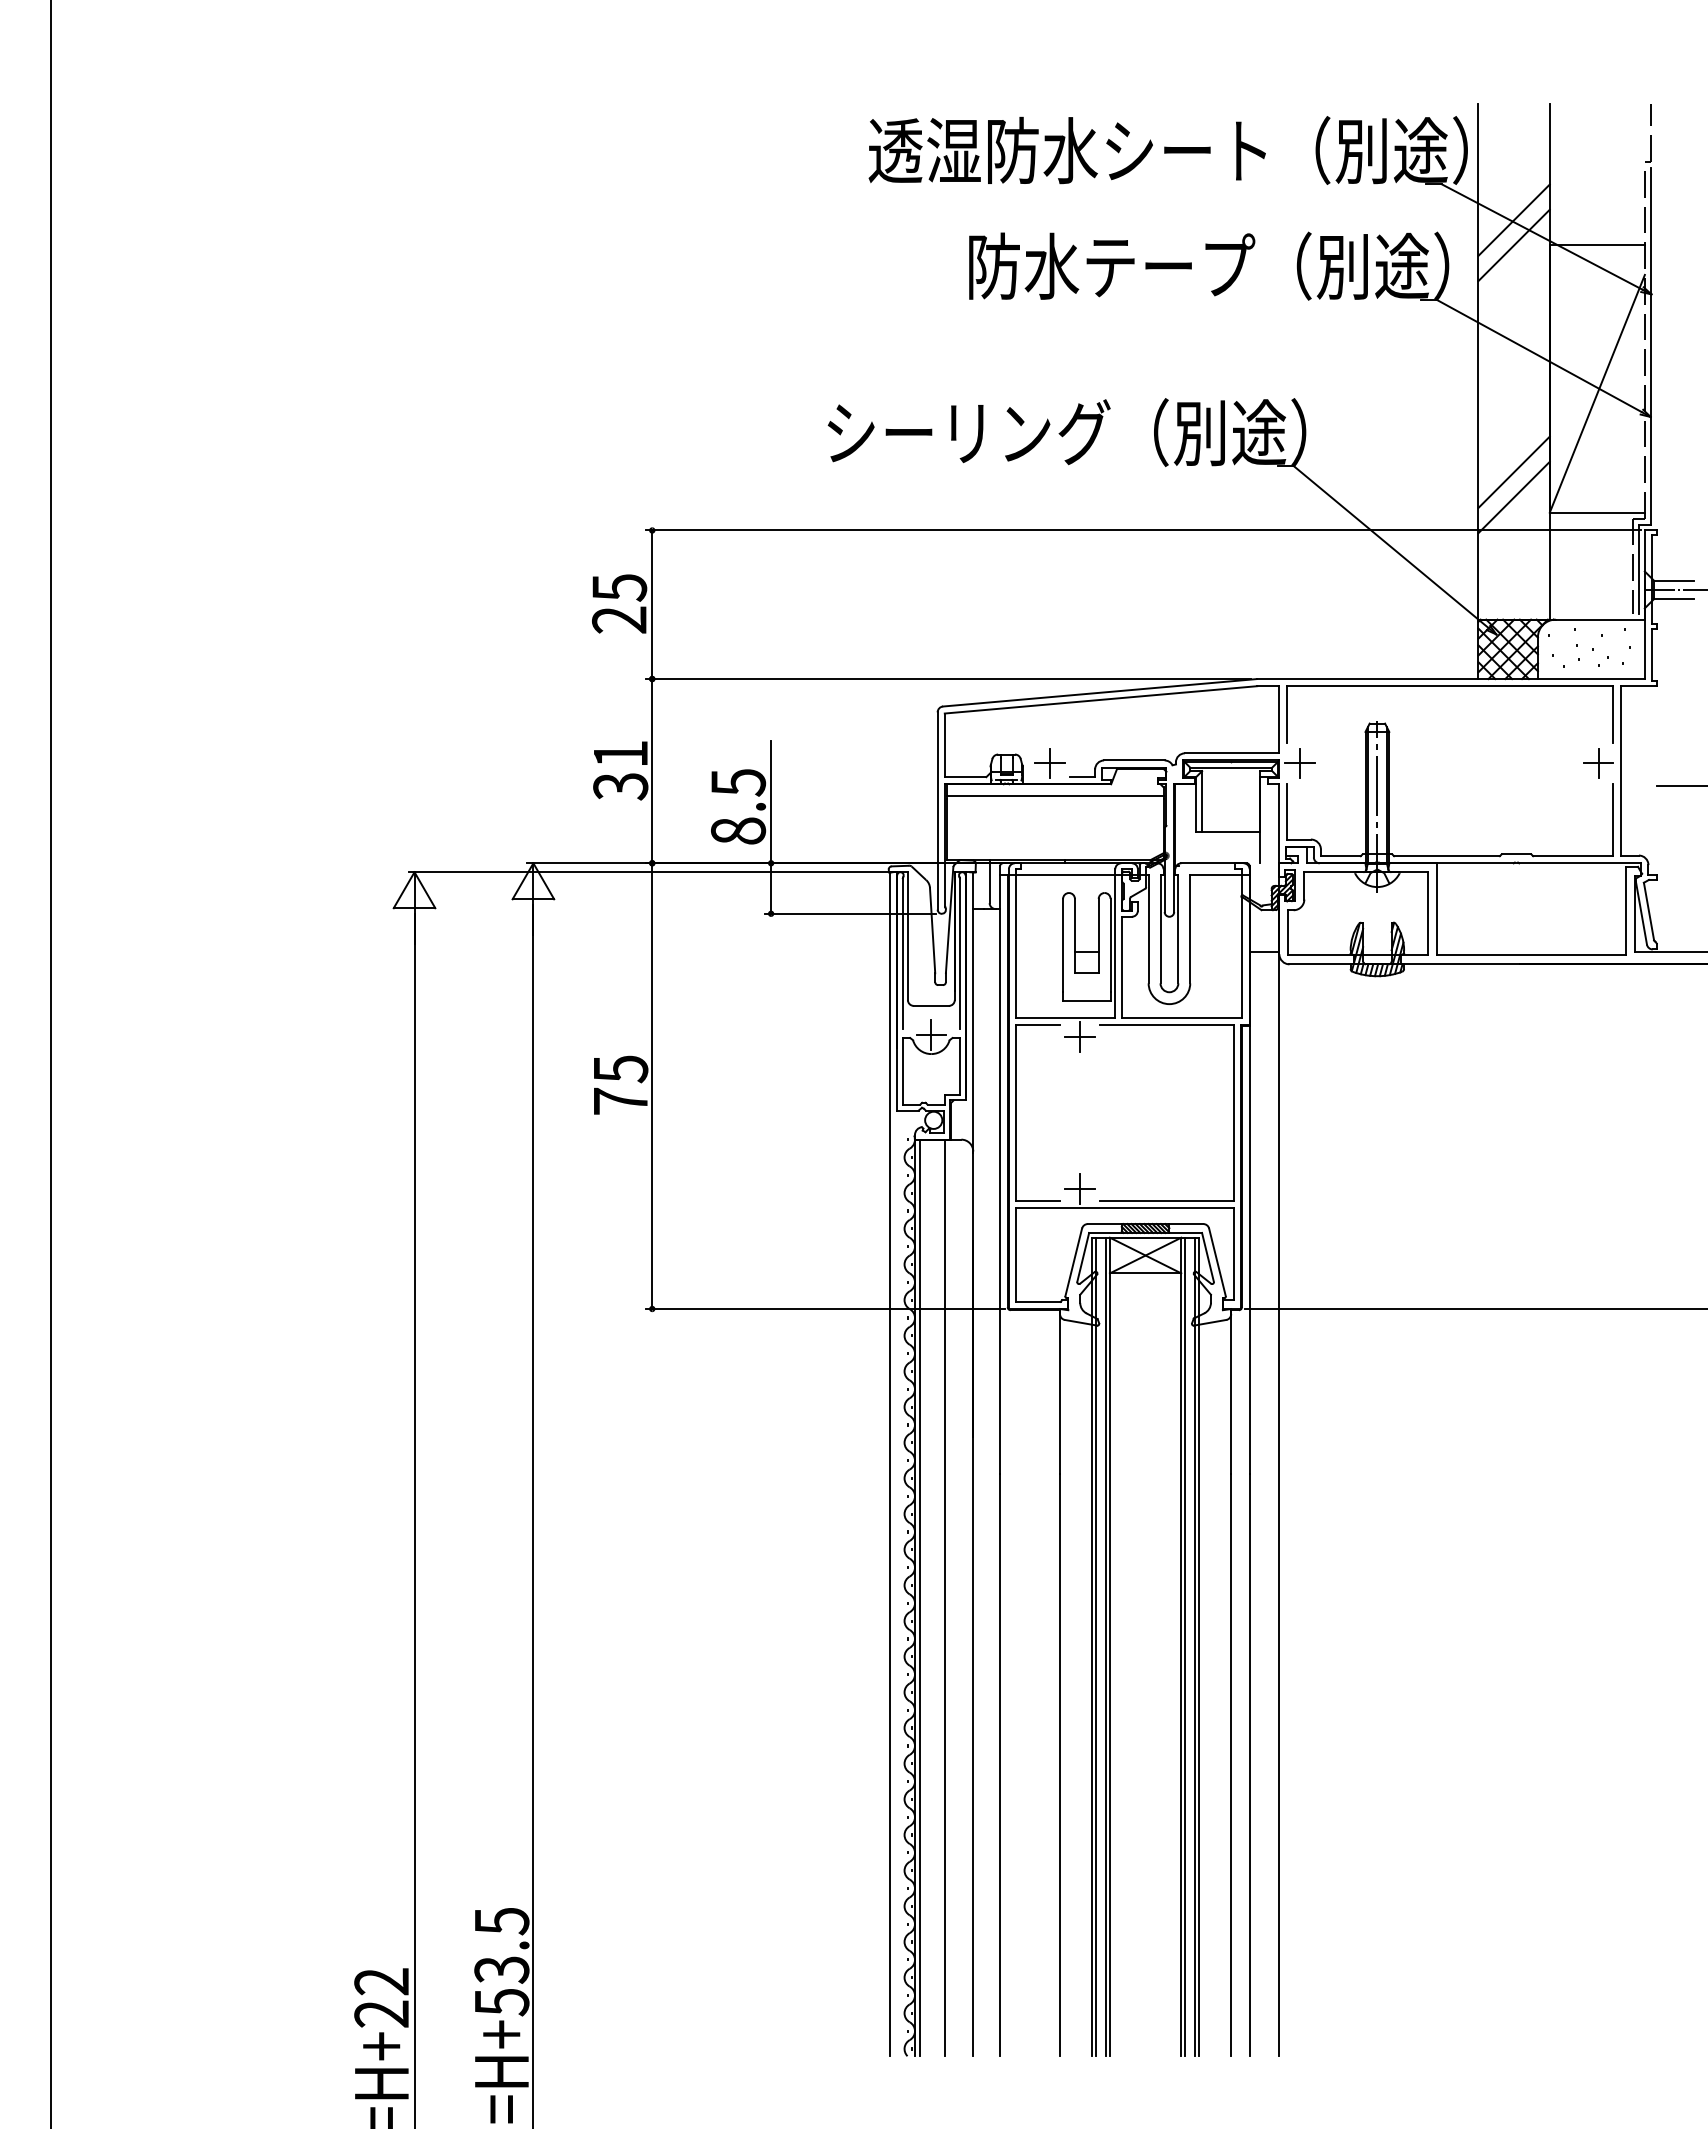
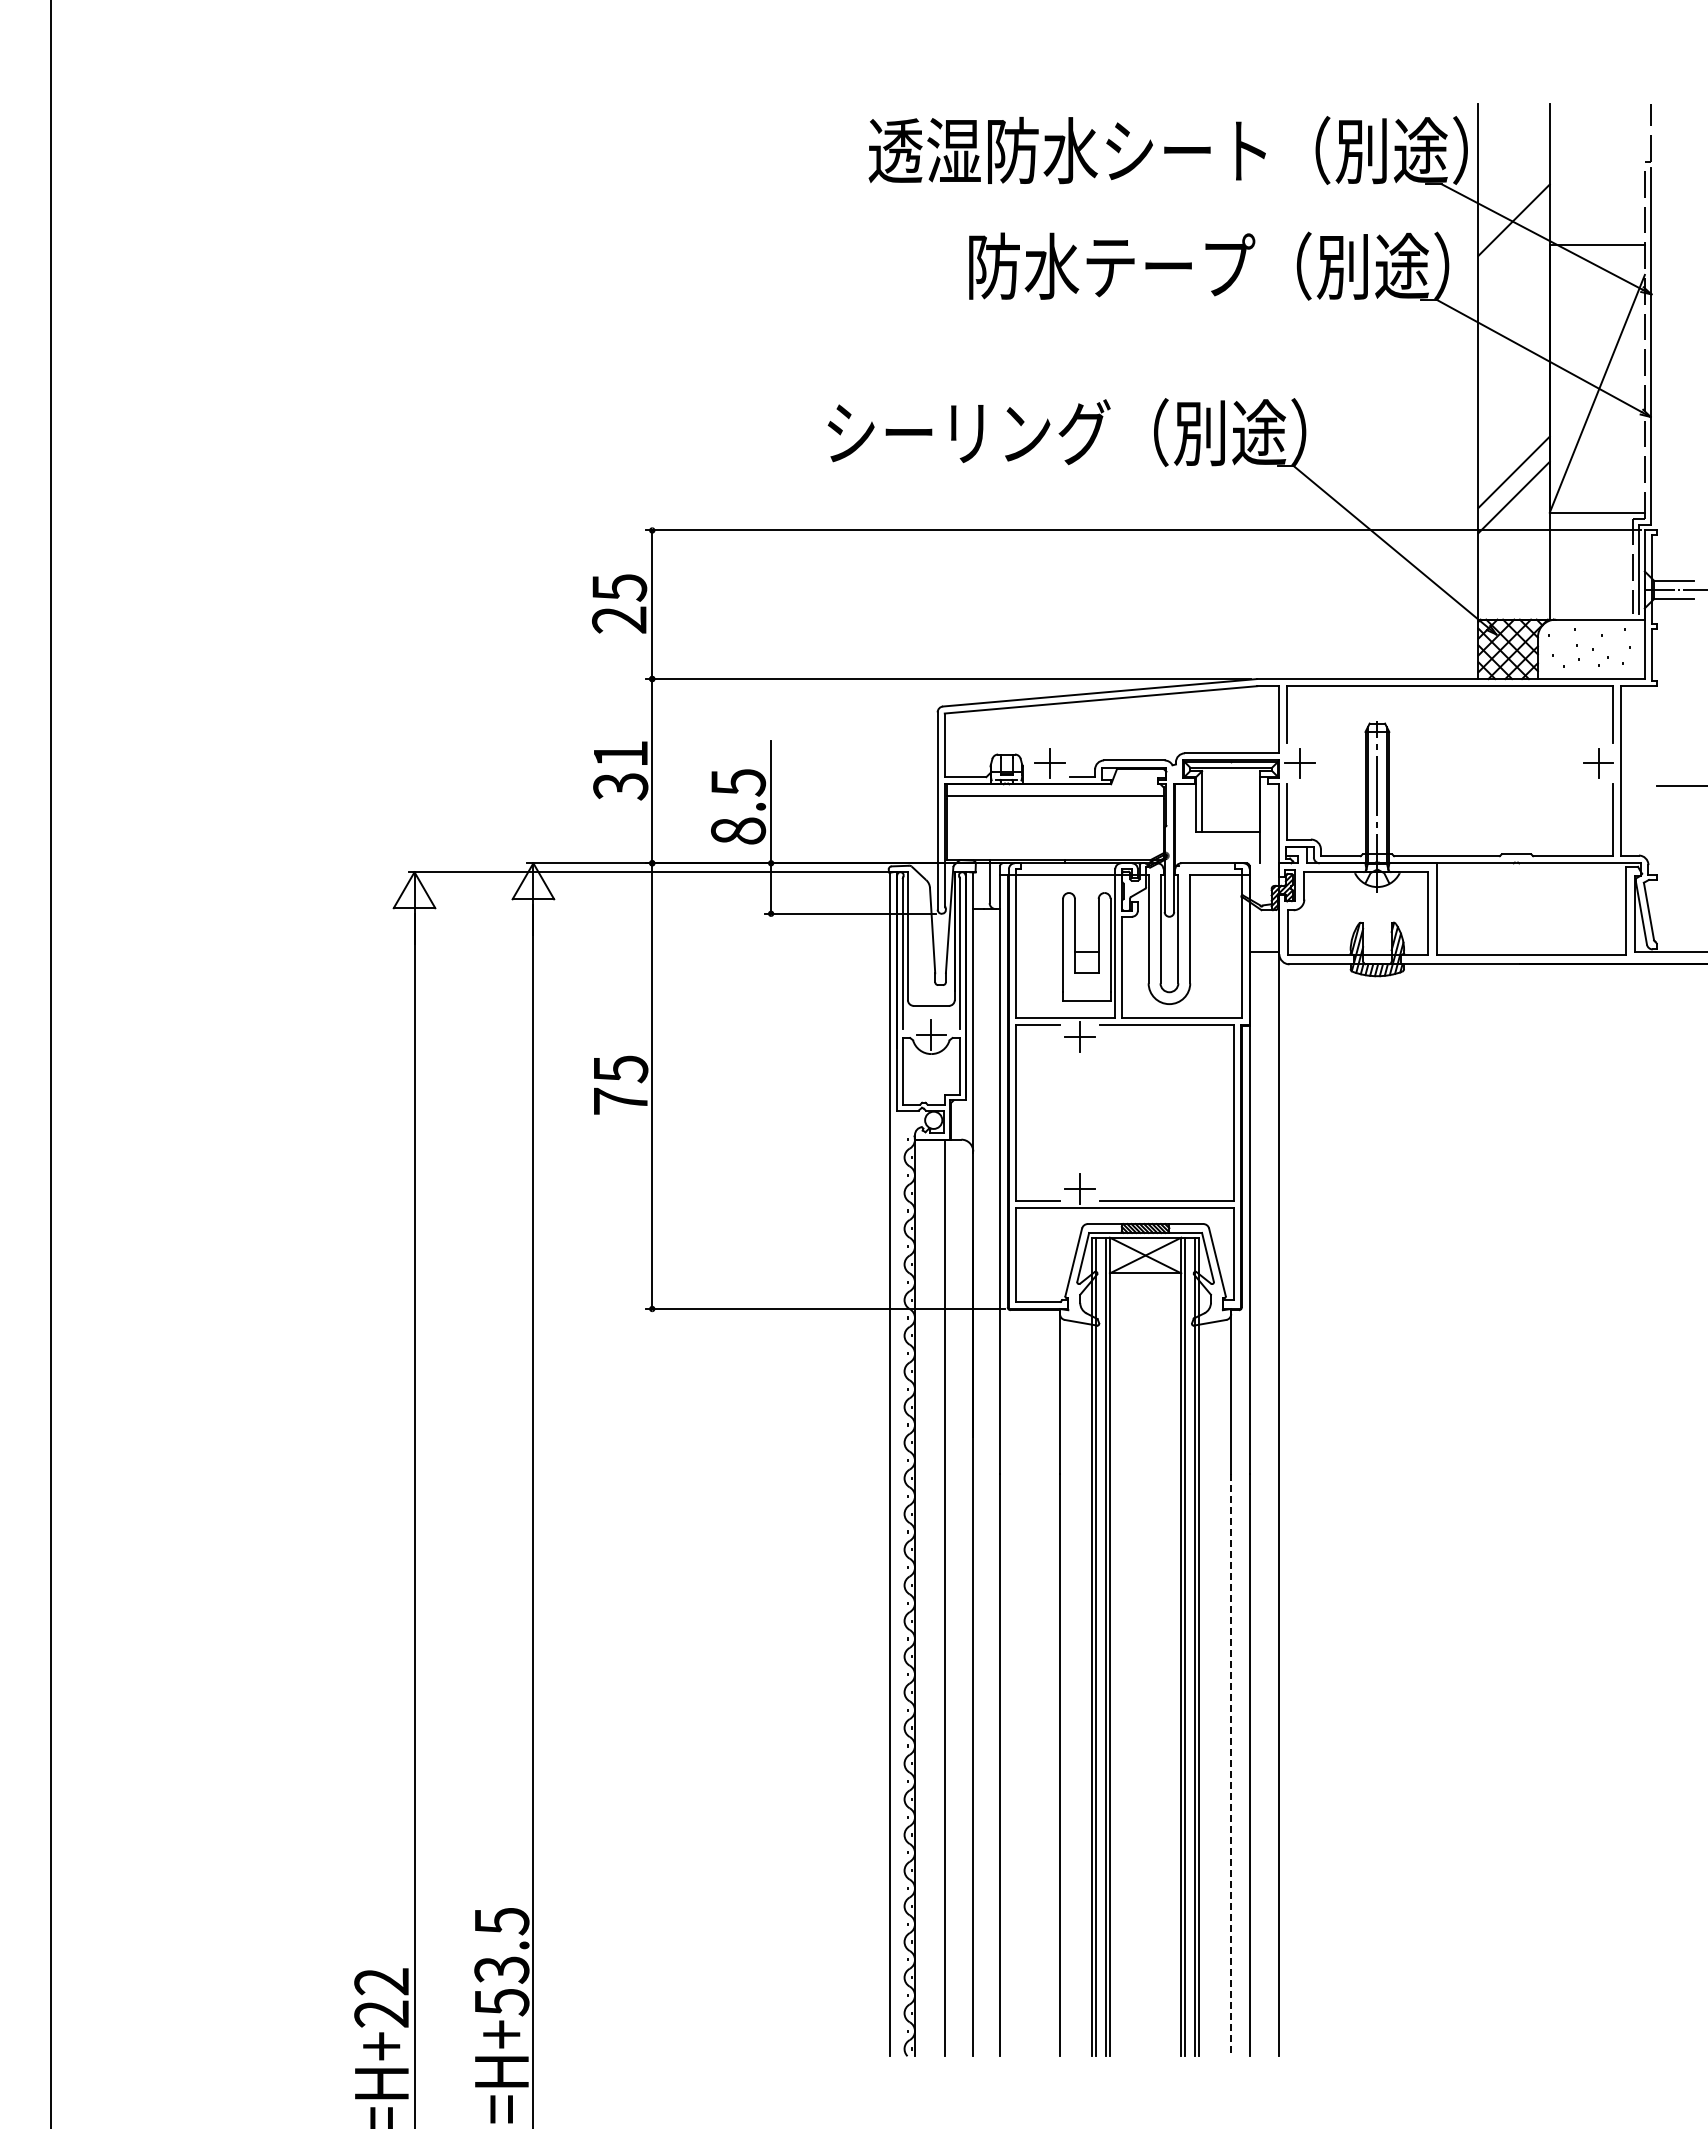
line: present -> none (1513, 245)
line: present -> none (1474, 1309)
line: present -> none (919, 1597)
line: solid -> dashed (1231, 1765)
